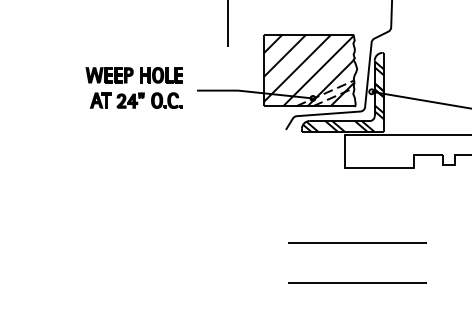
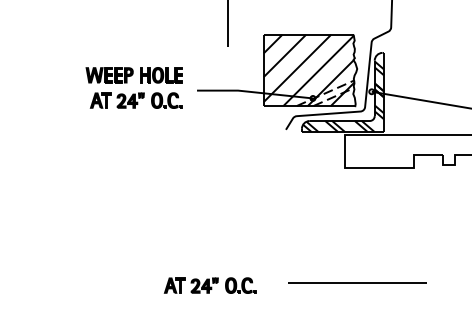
line: present -> none (357, 242)
part: none -> present (209, 285)
